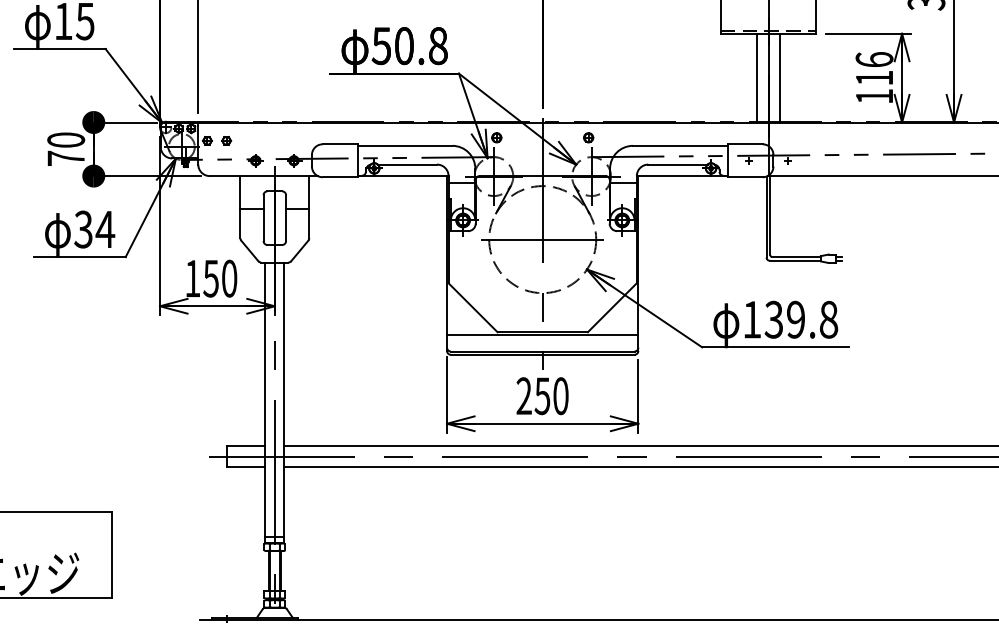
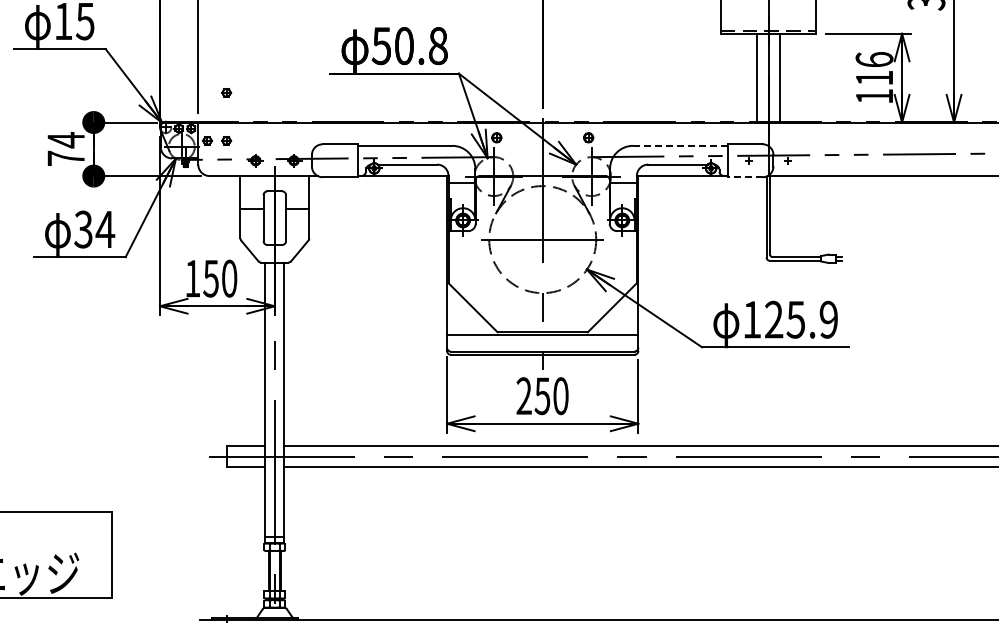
part: none -> present (226, 92)
text: 70 -> 74 (66, 140)
line: solid -> dashed (679, 145)
line: solid -> dashed (745, 177)
text: 139.8 -> 125.9 (801, 319)
